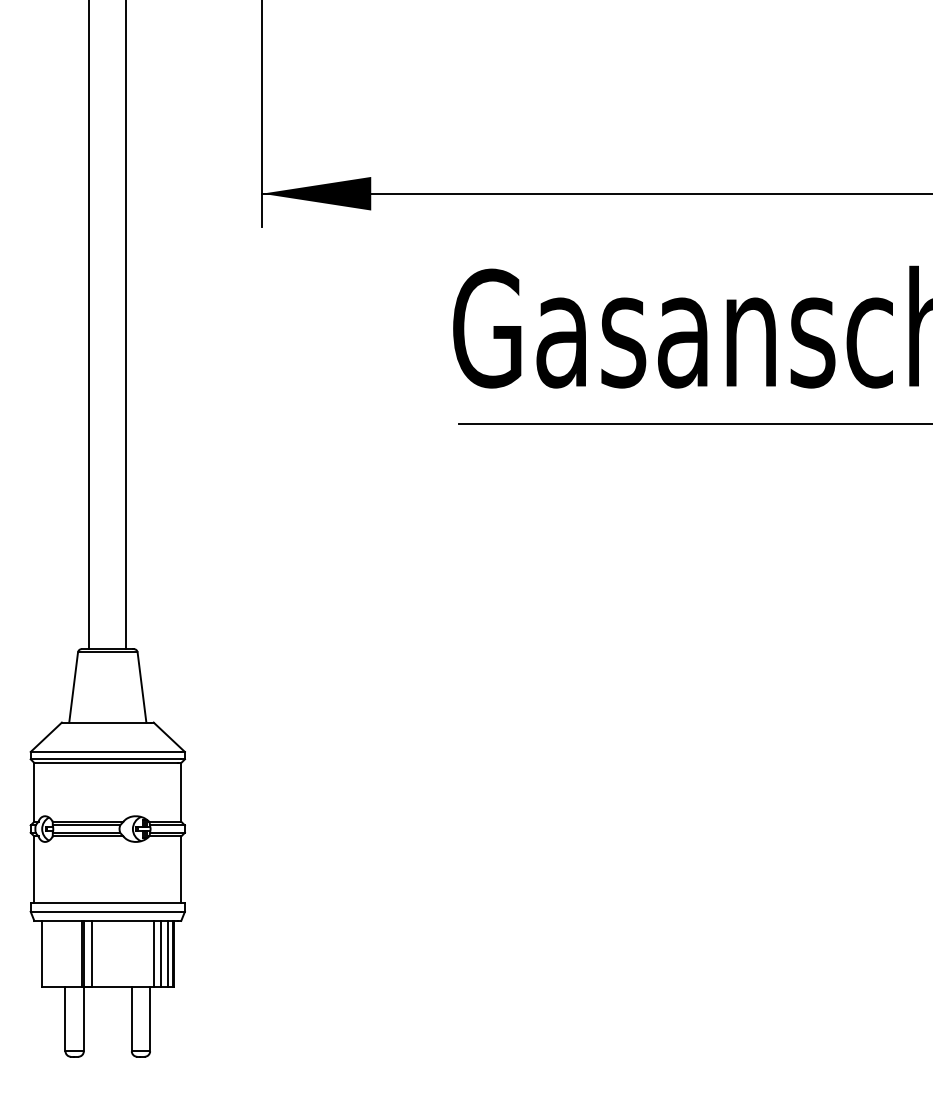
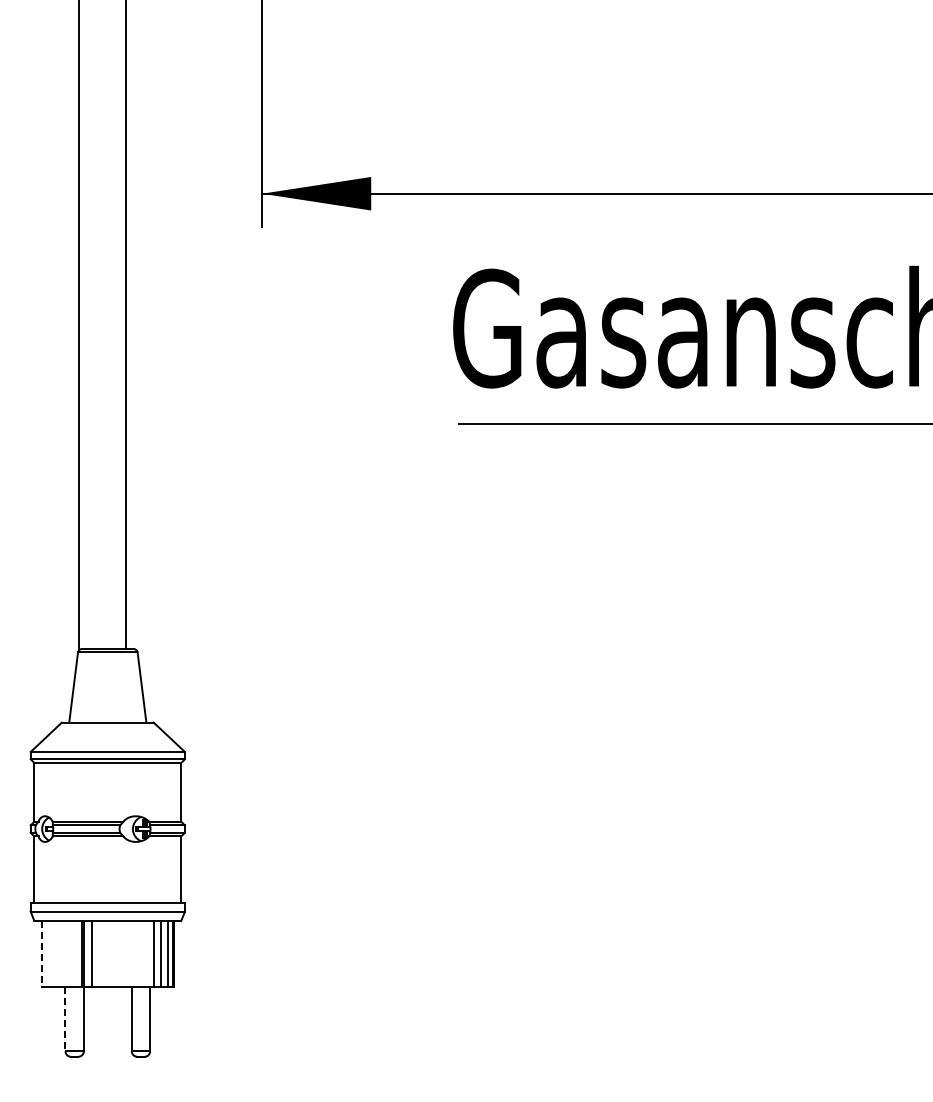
line position: (89, 325) -> (79, 325) (79, 325)
line: solid -> dashed (42, 954)
line: solid -> dashed (65, 1019)
